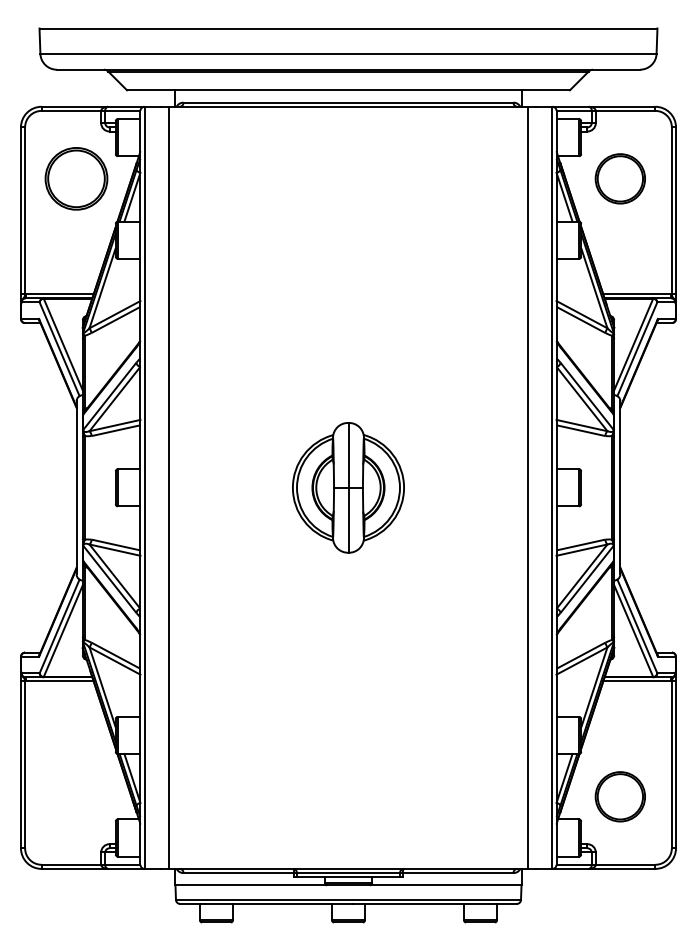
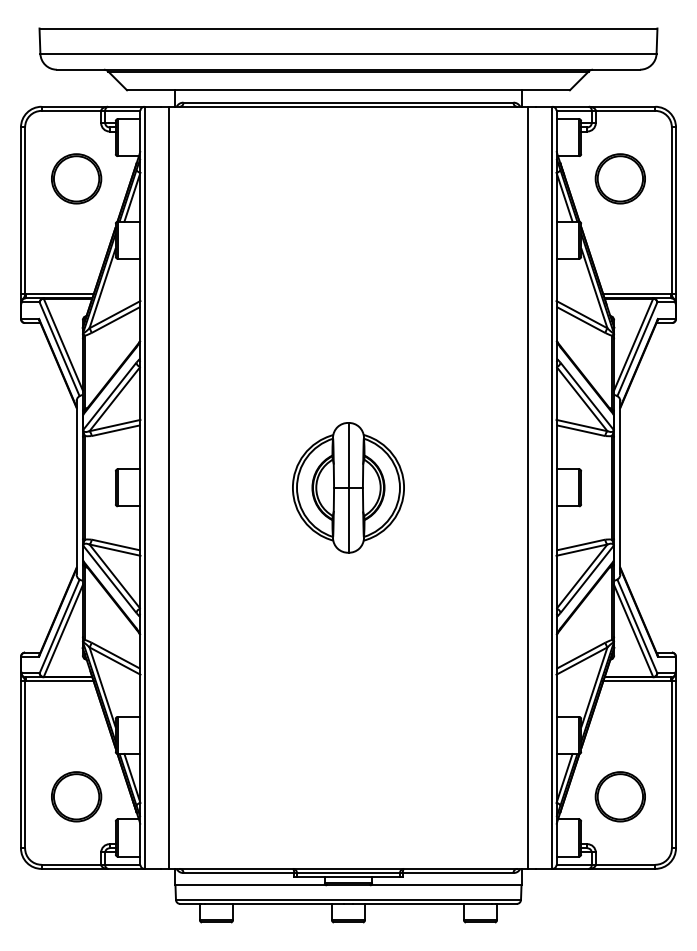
part size: 65x64 px -> 52x52 px (76, 178)
part: none -> present (76, 796)
